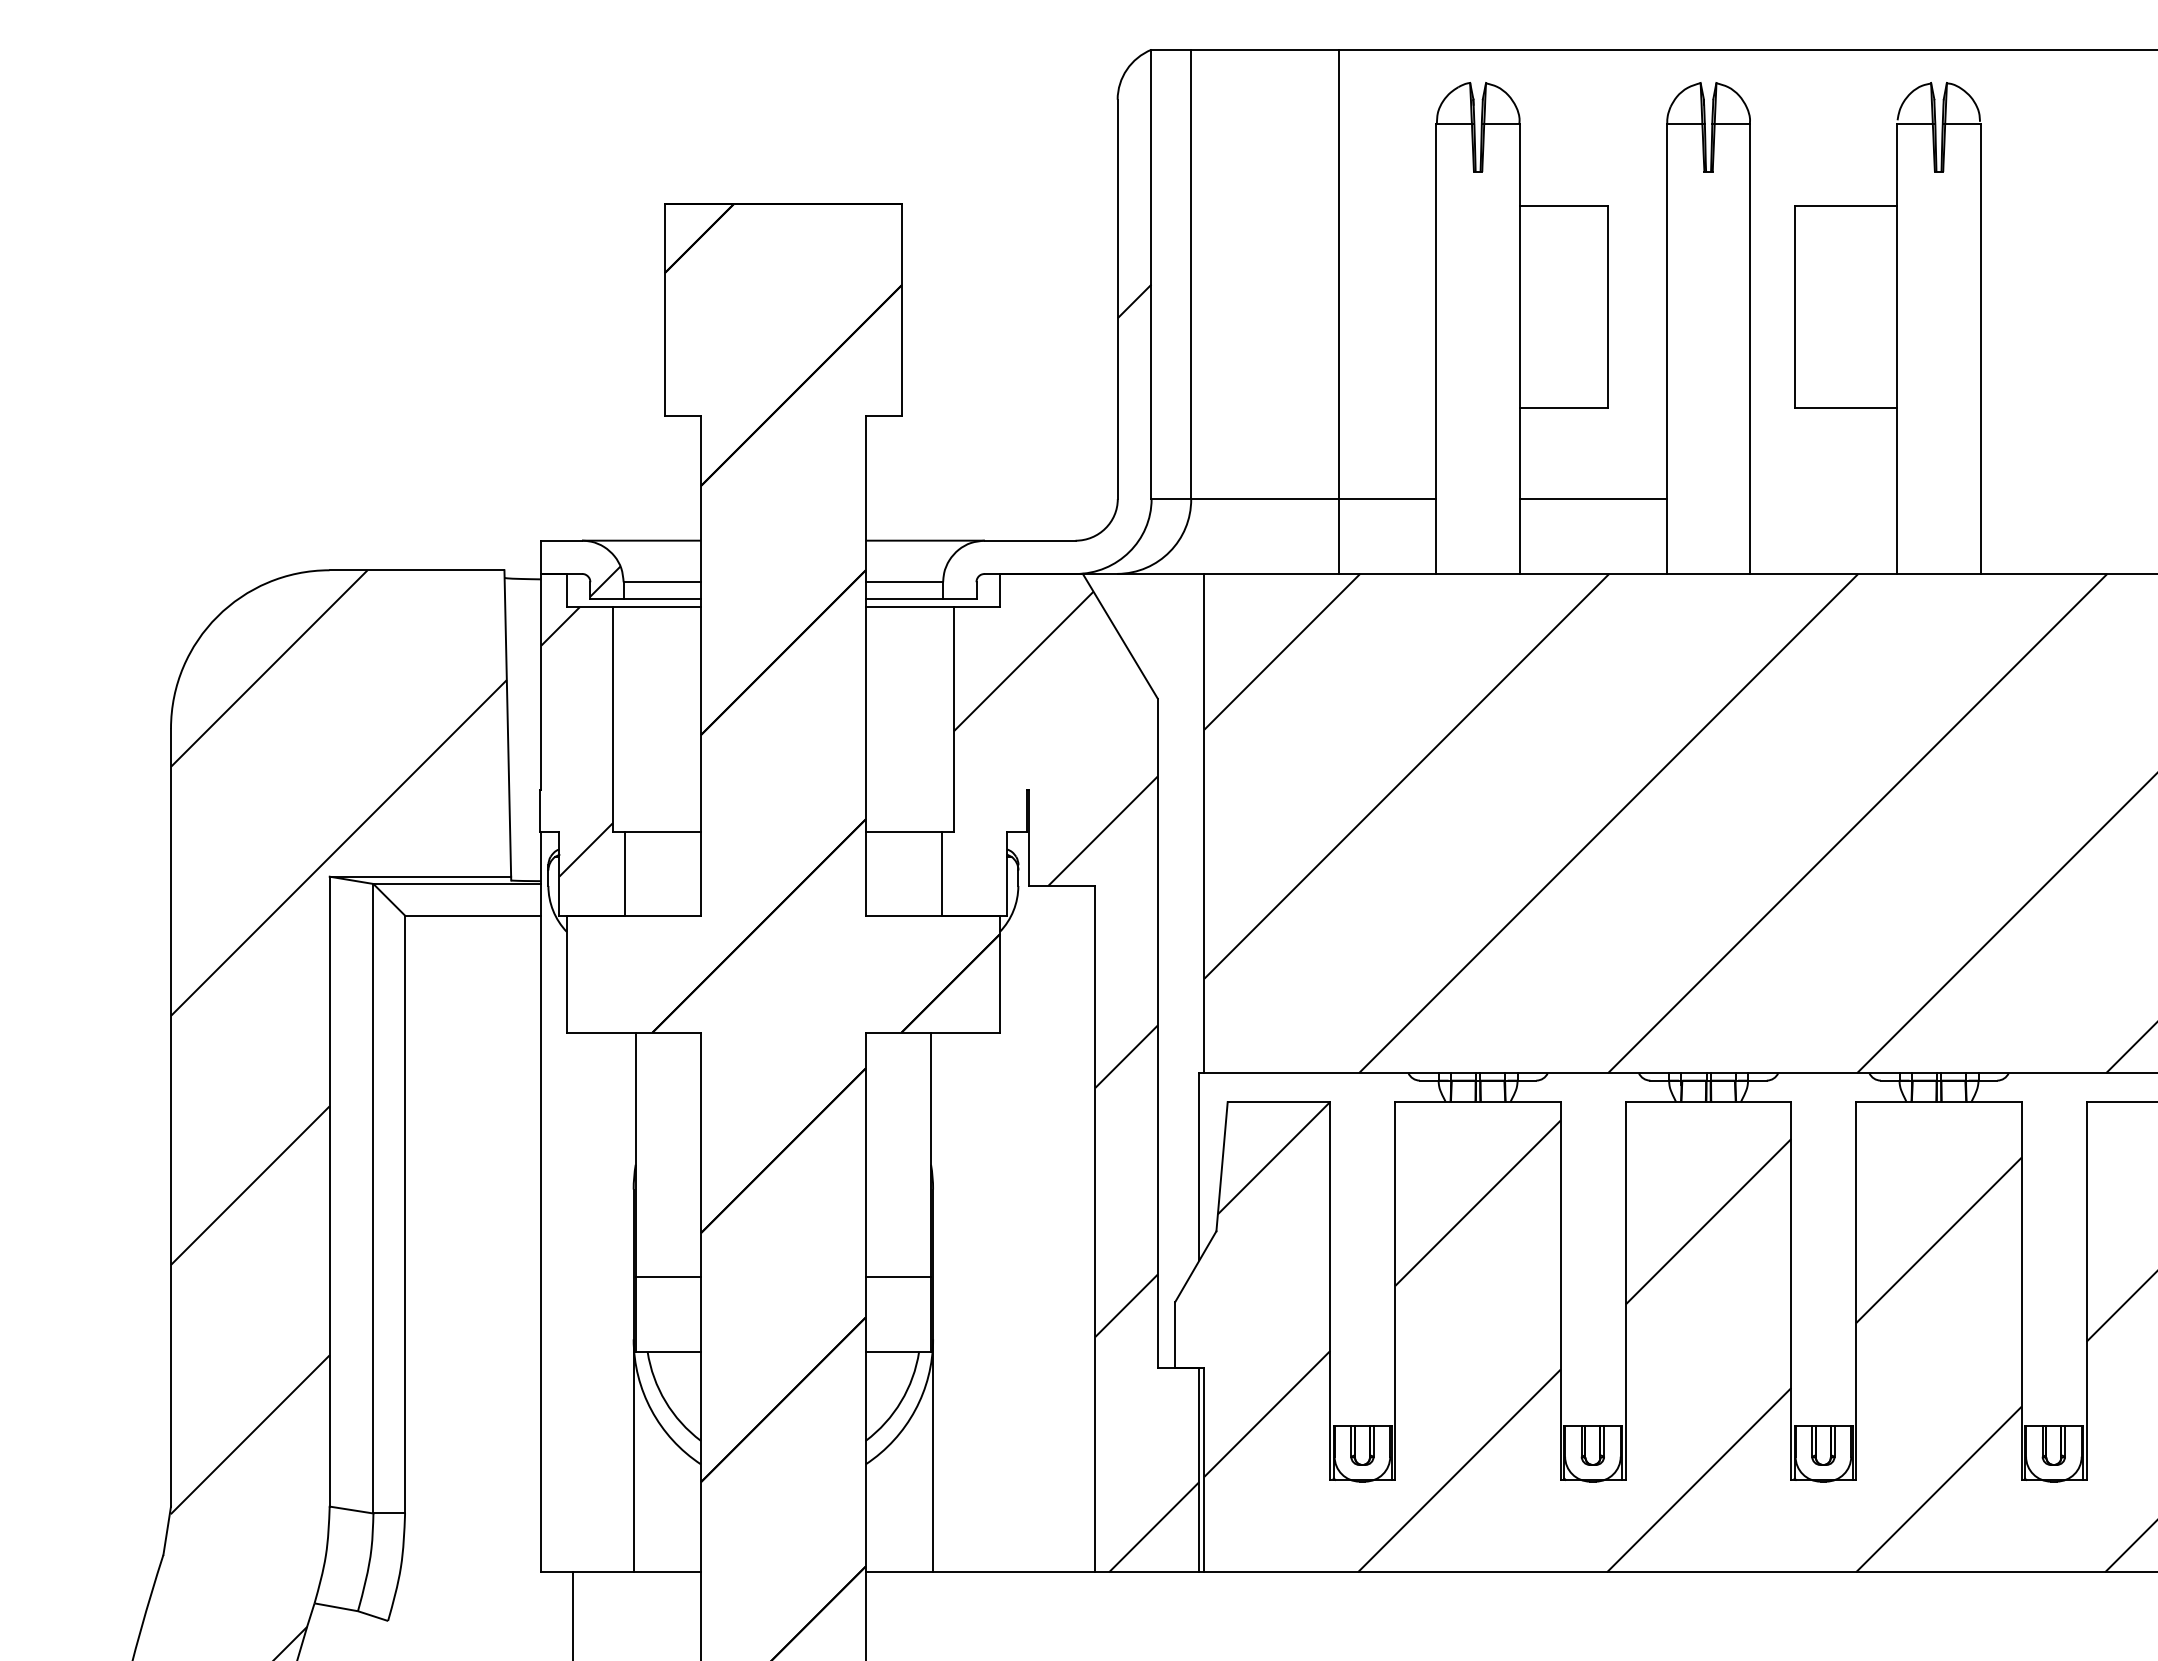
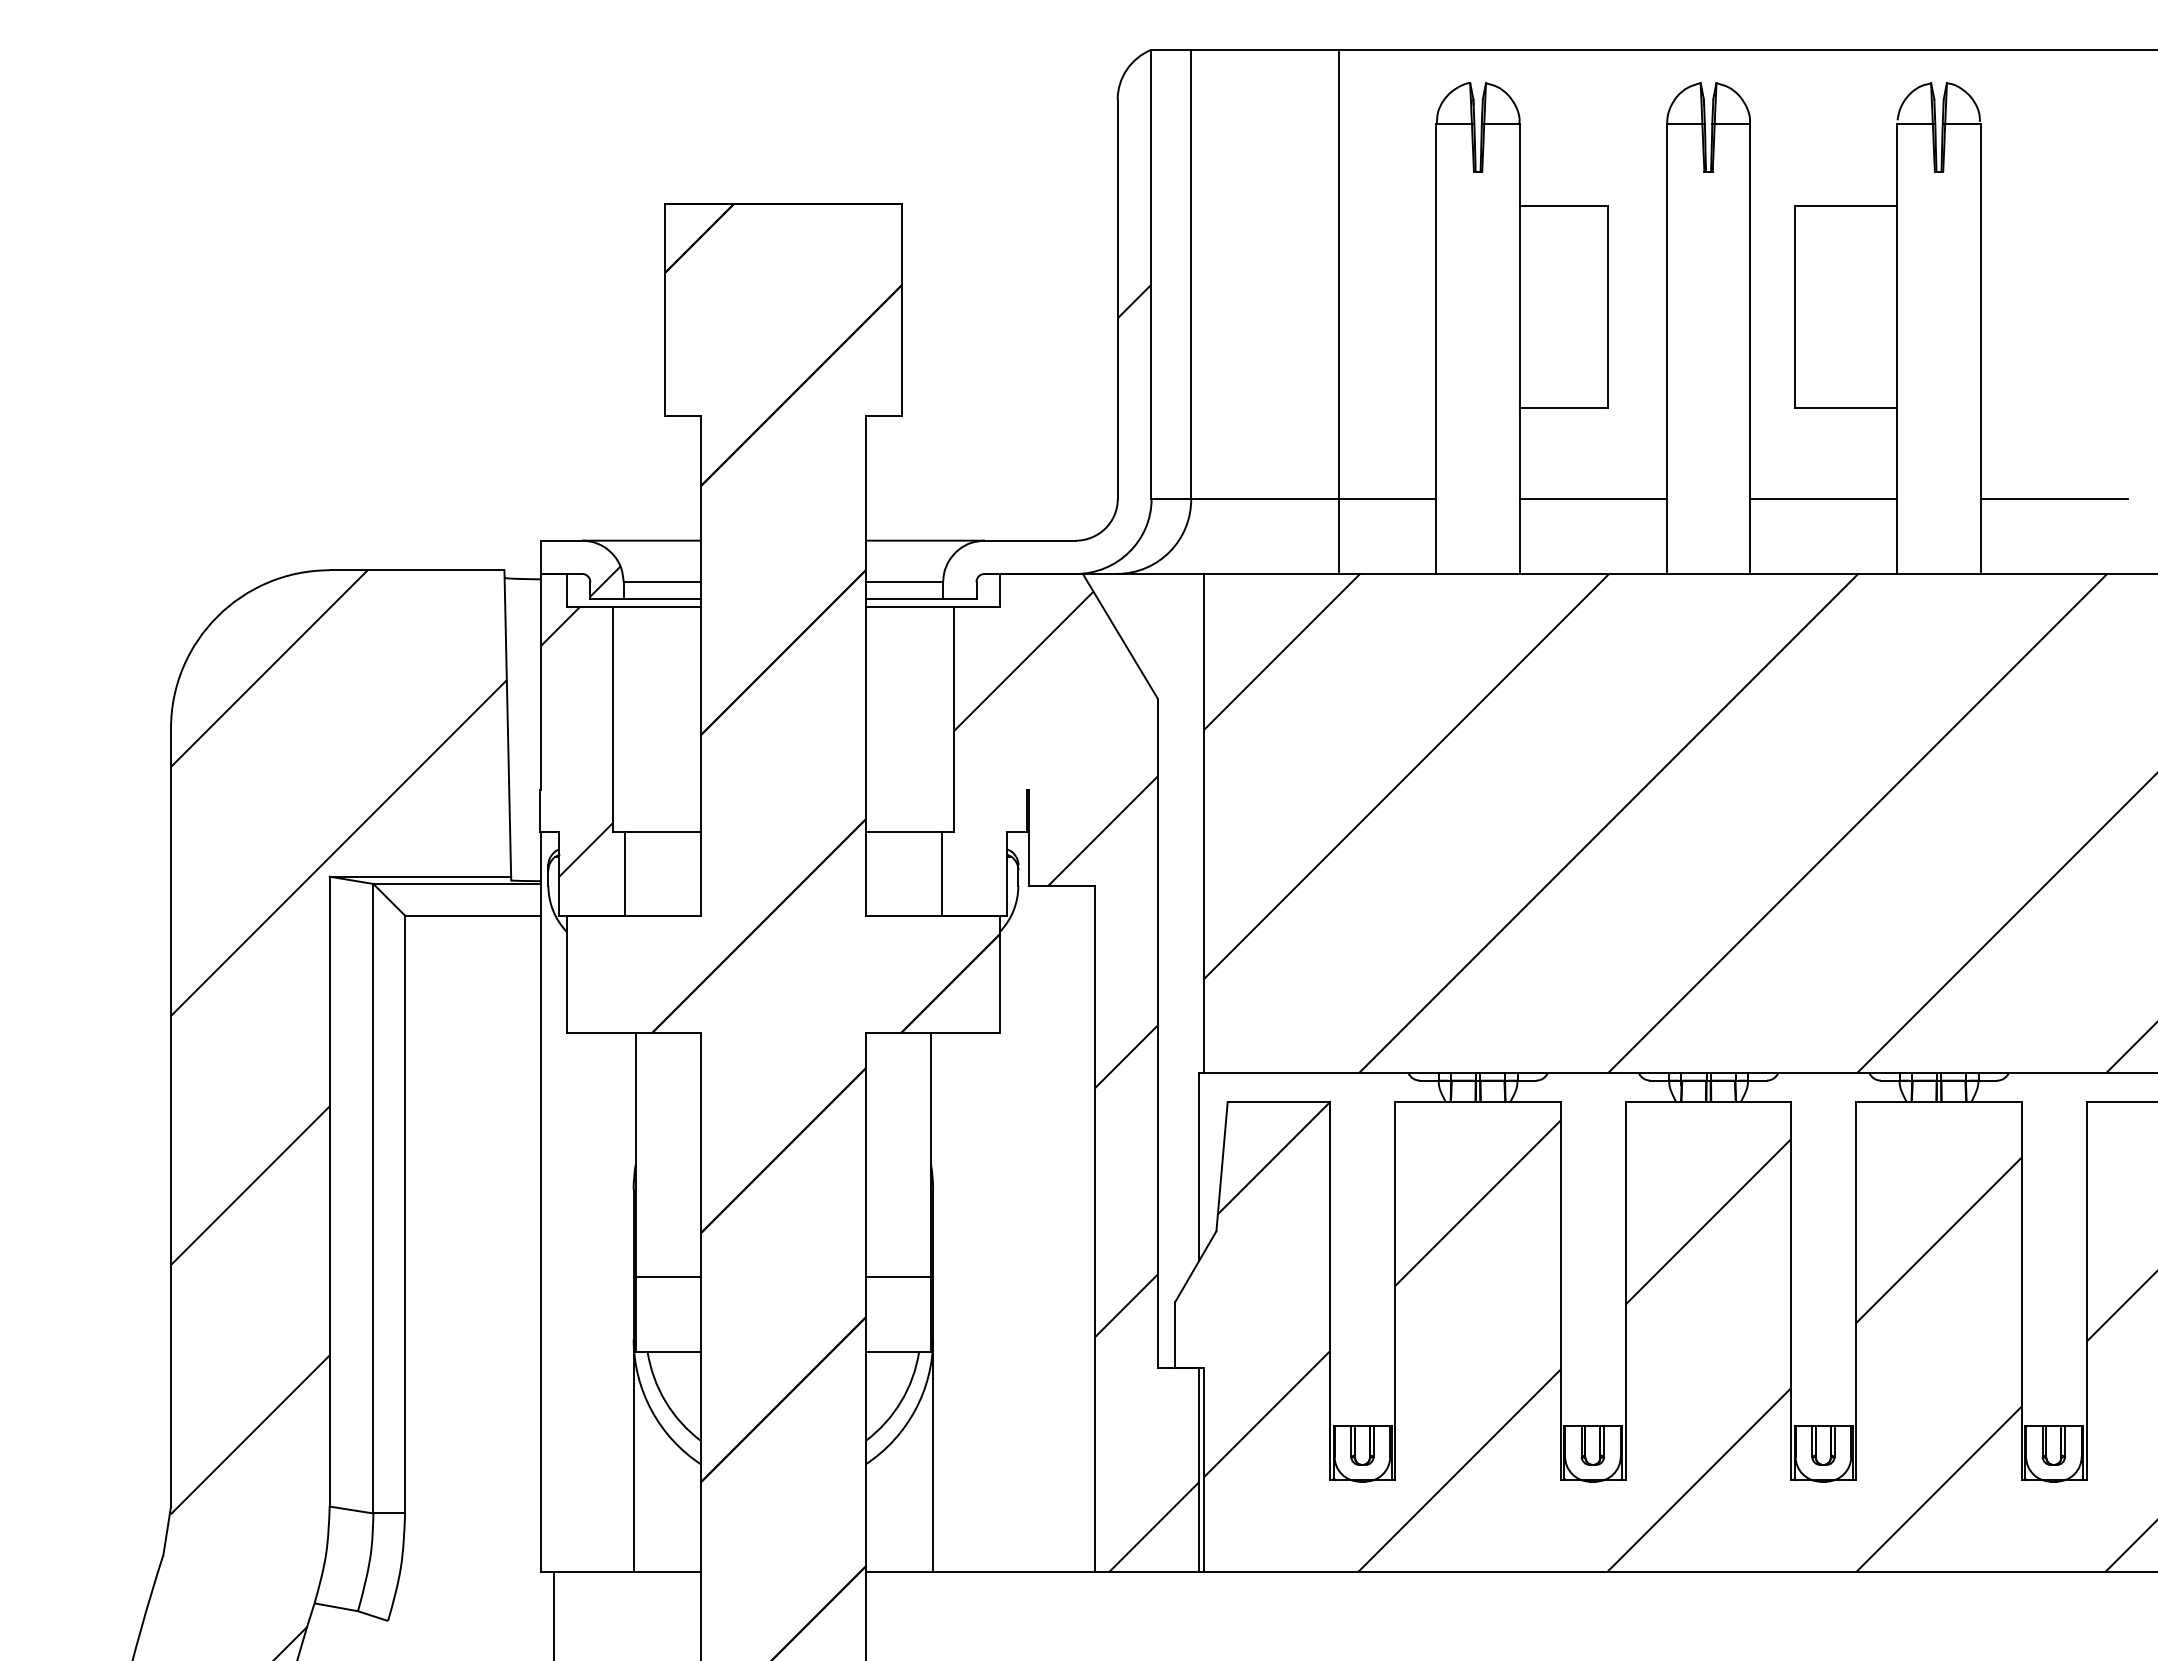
line: none -> present (1823, 499)
line: none -> present (2053, 499)
line position: (573, 1614) -> (554, 1614) (554, 1614)
